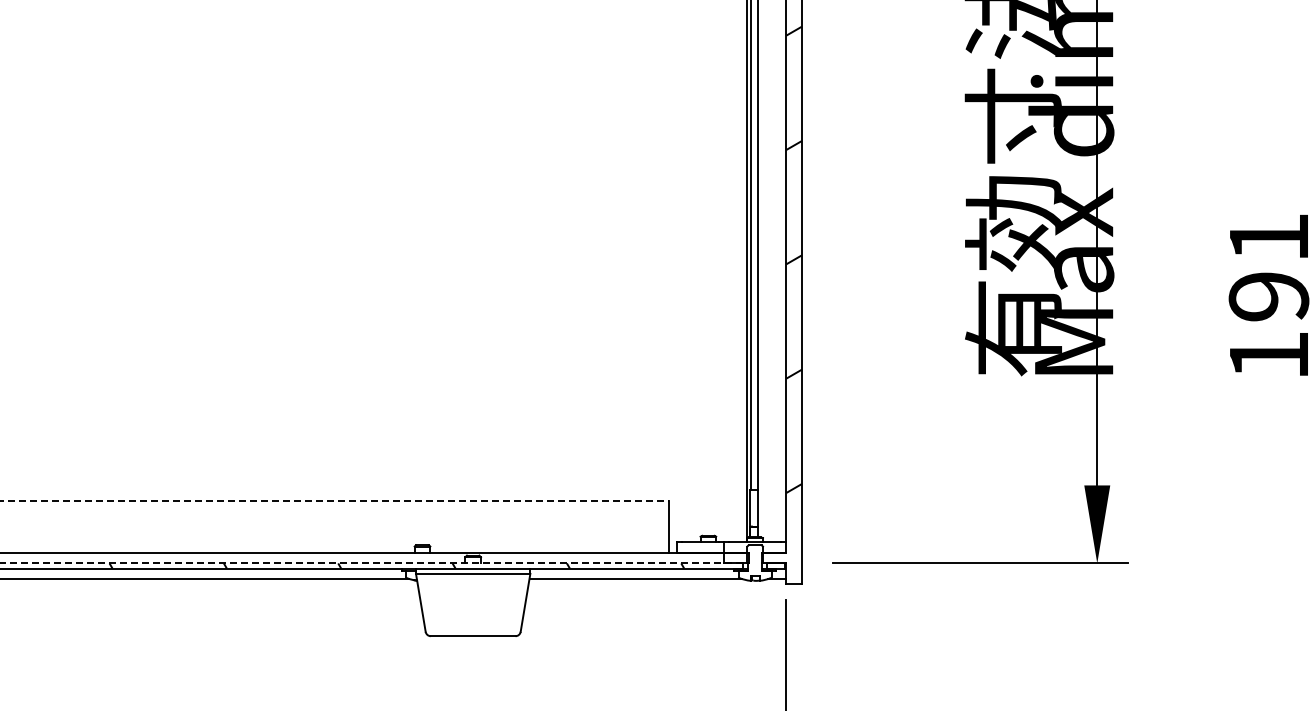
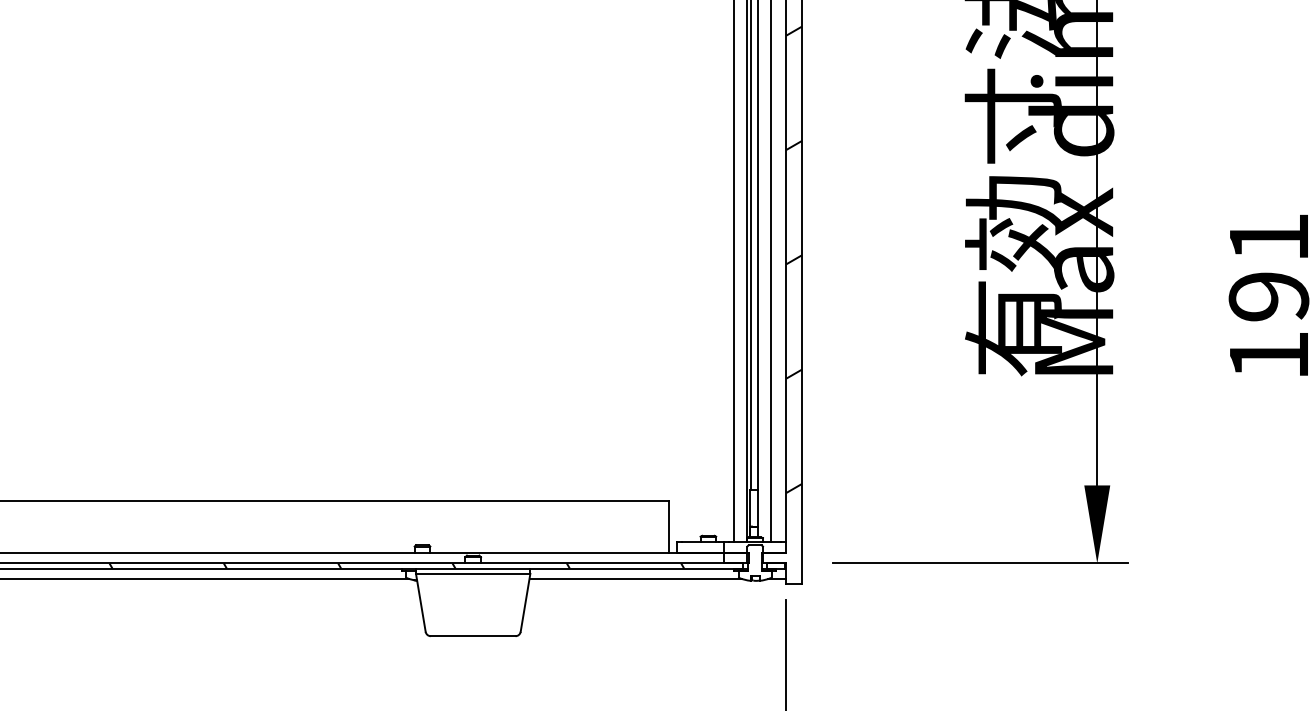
line: none -> present (734, 272)
line: none -> present (770, 272)
line: dashed -> solid (335, 501)
line: dashed -> solid (371, 563)
